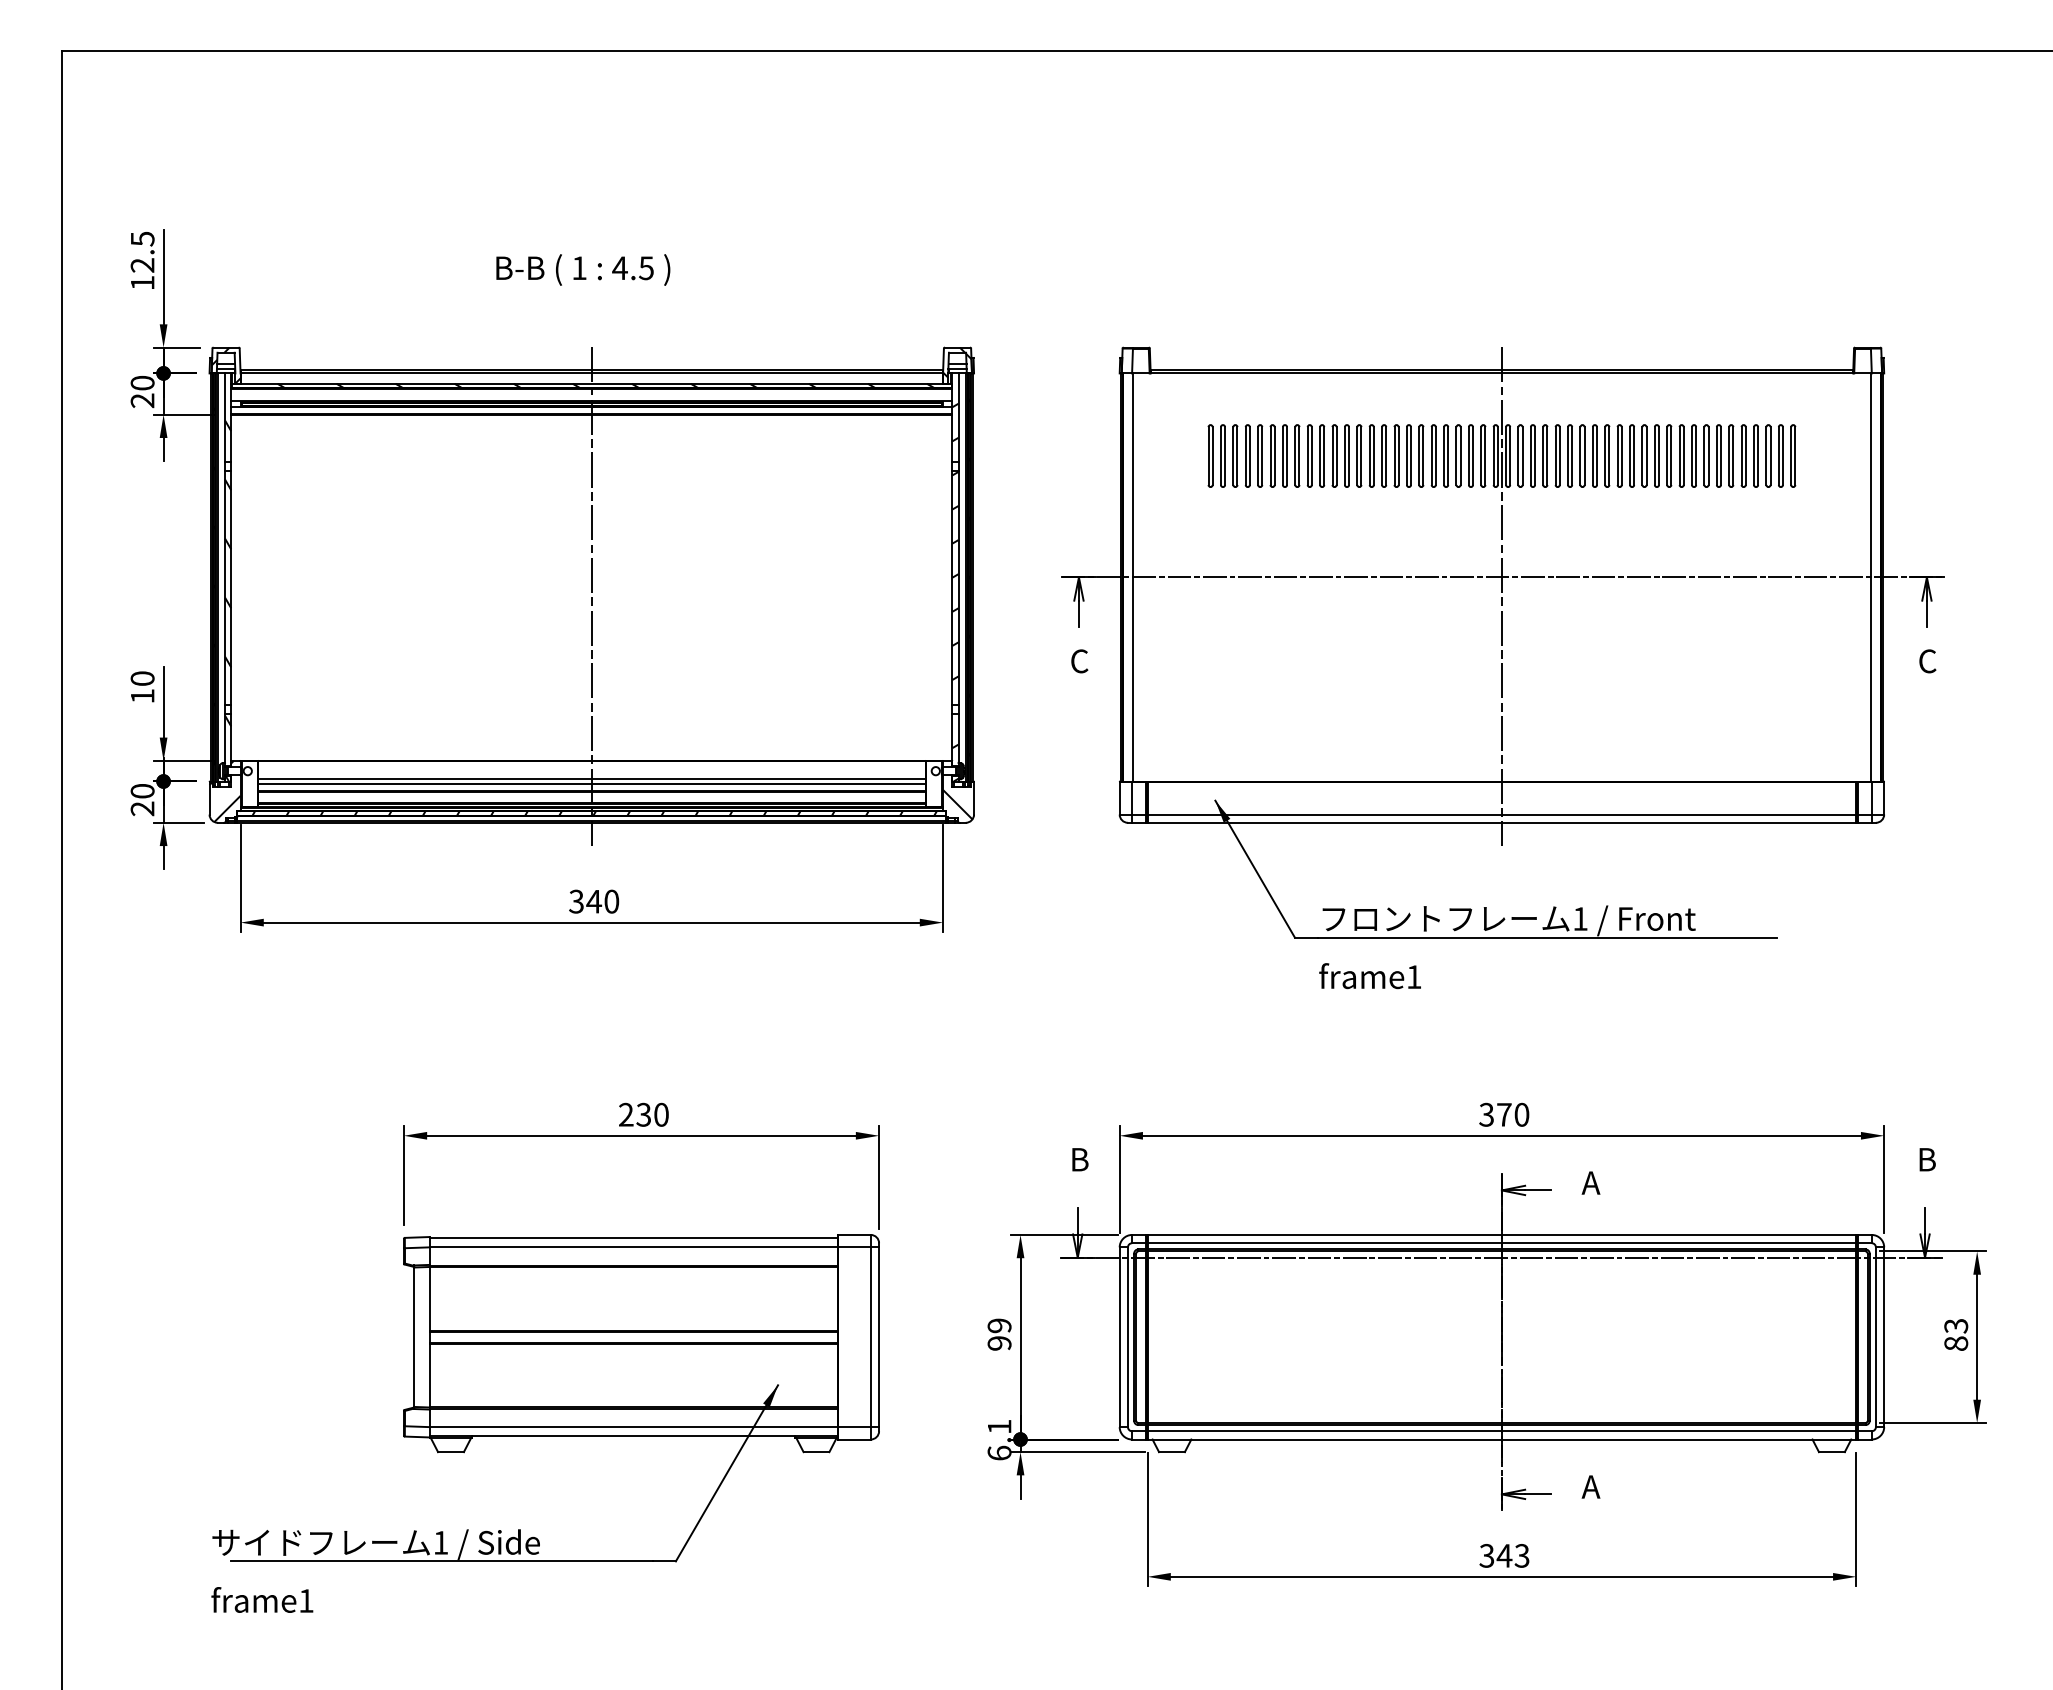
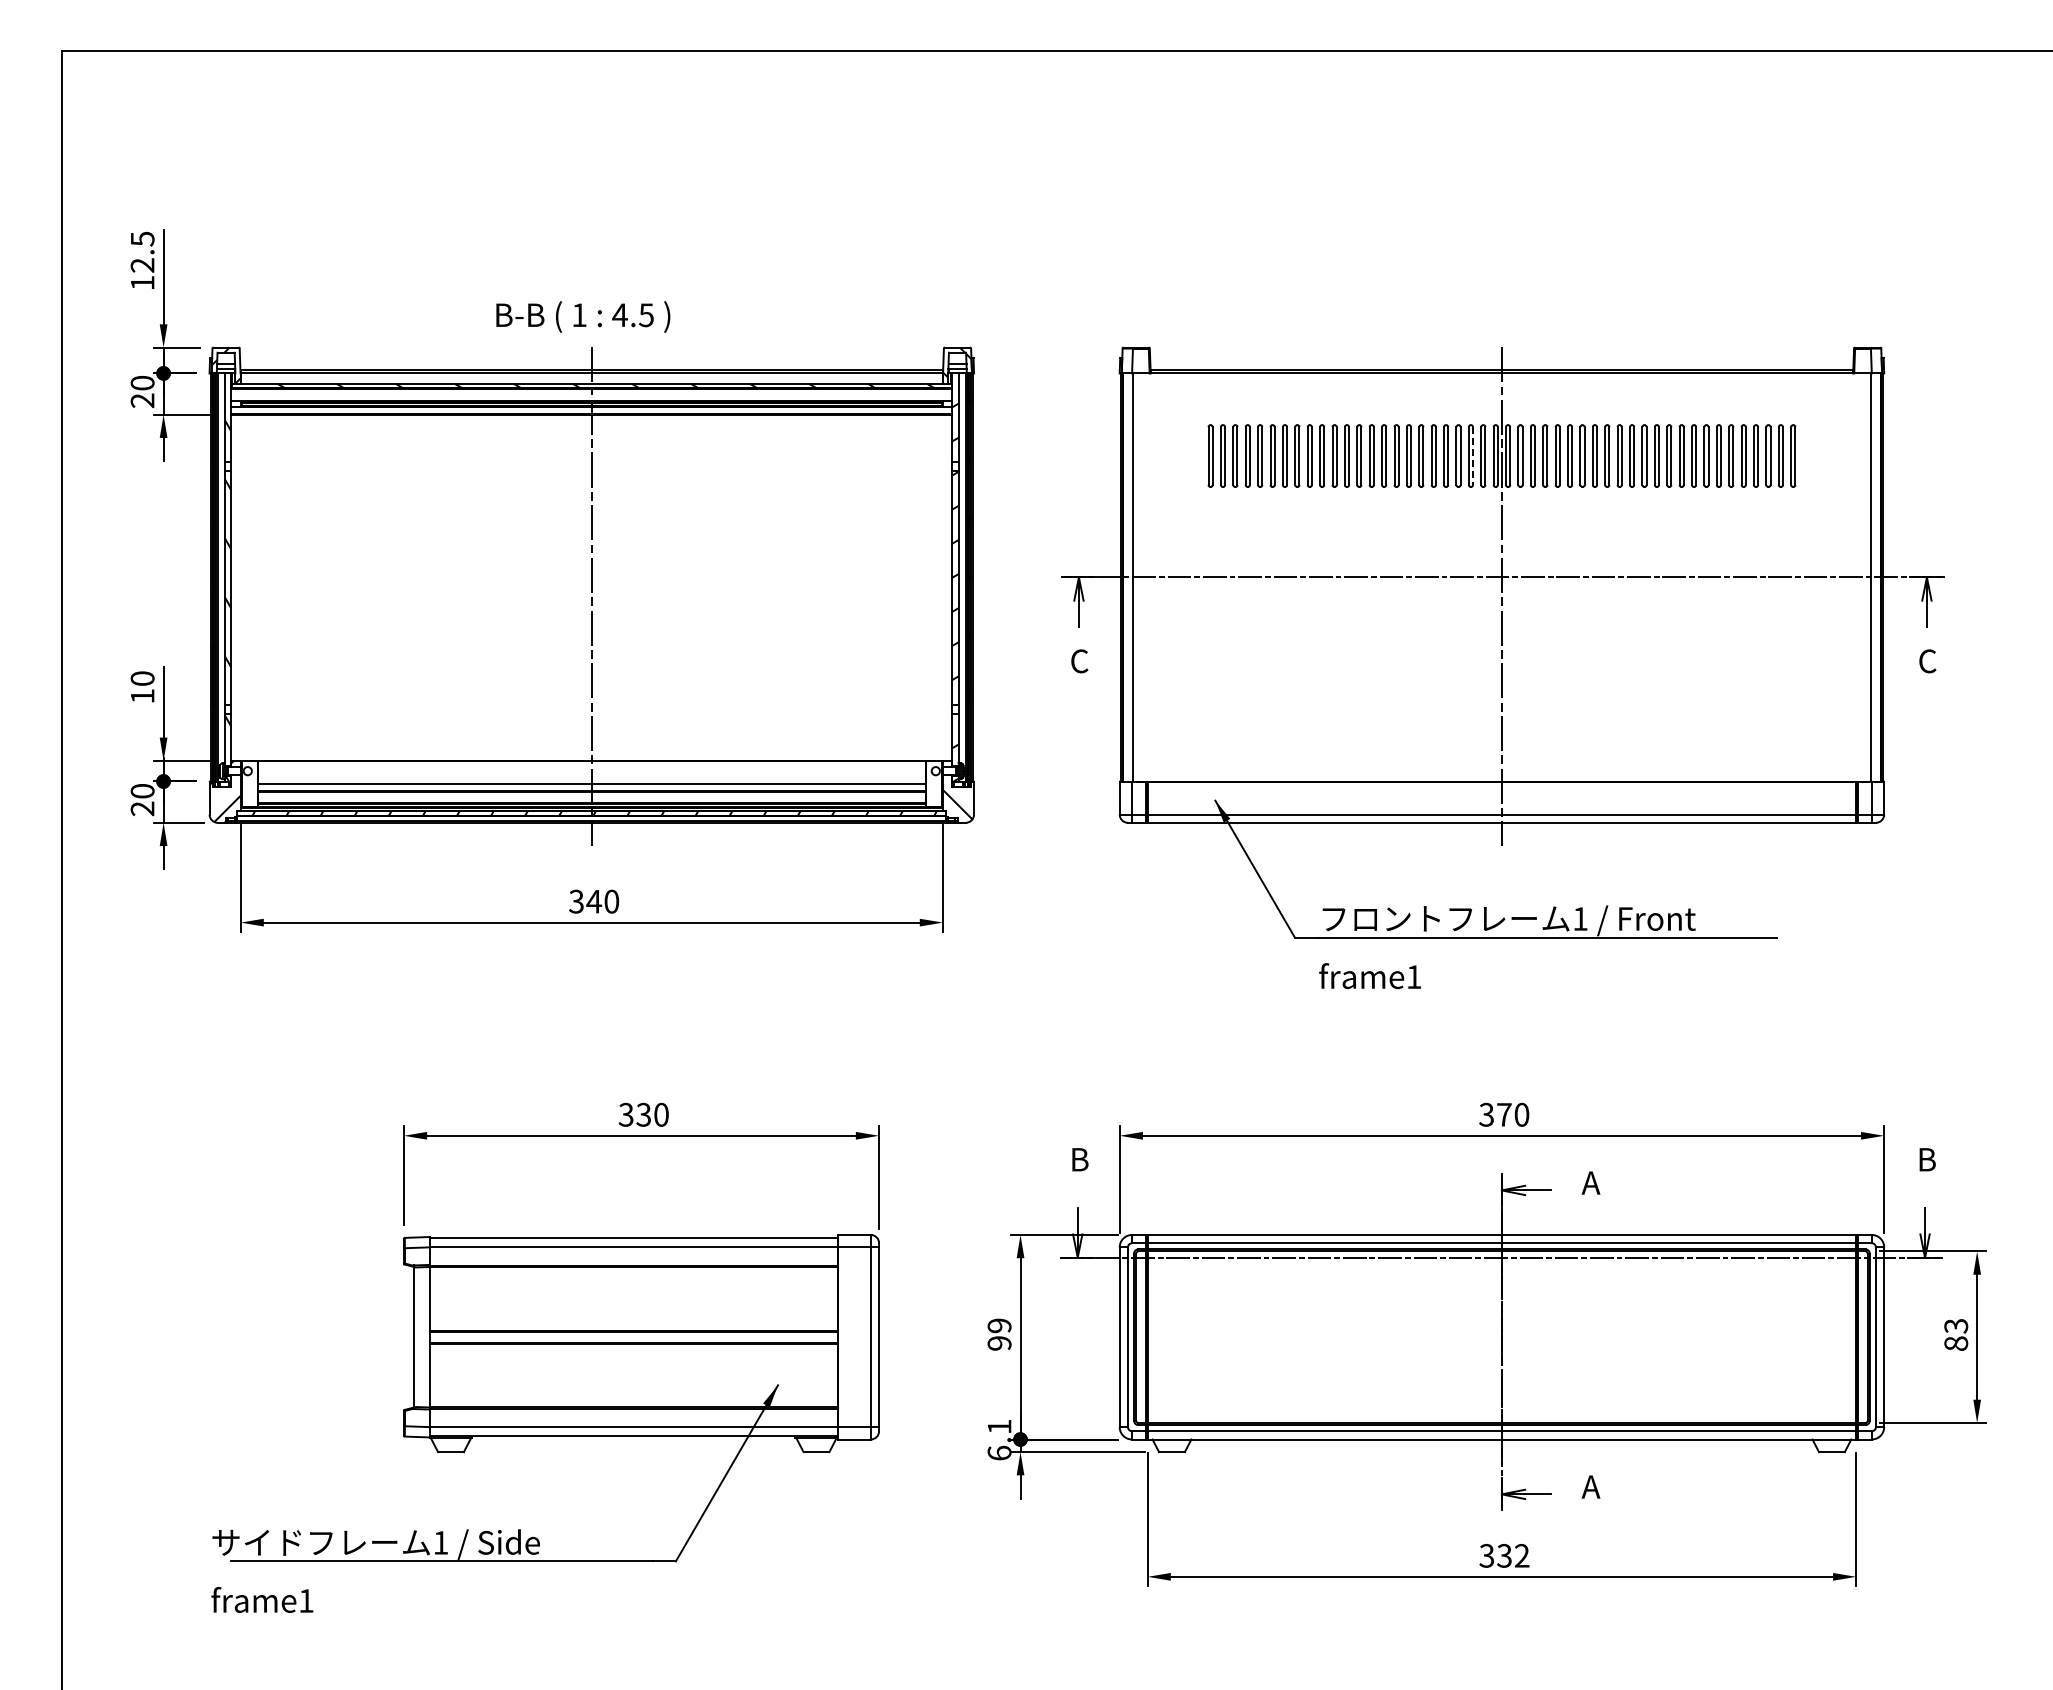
text position: (583, 269) -> (583, 316) (583, 316)
line: solid -> dashed (1473, 456)
line: present -> none (591, 779)
text: 230 -> 330 (625, 1114)
text: 343 -> 332 (1512, 1555)
